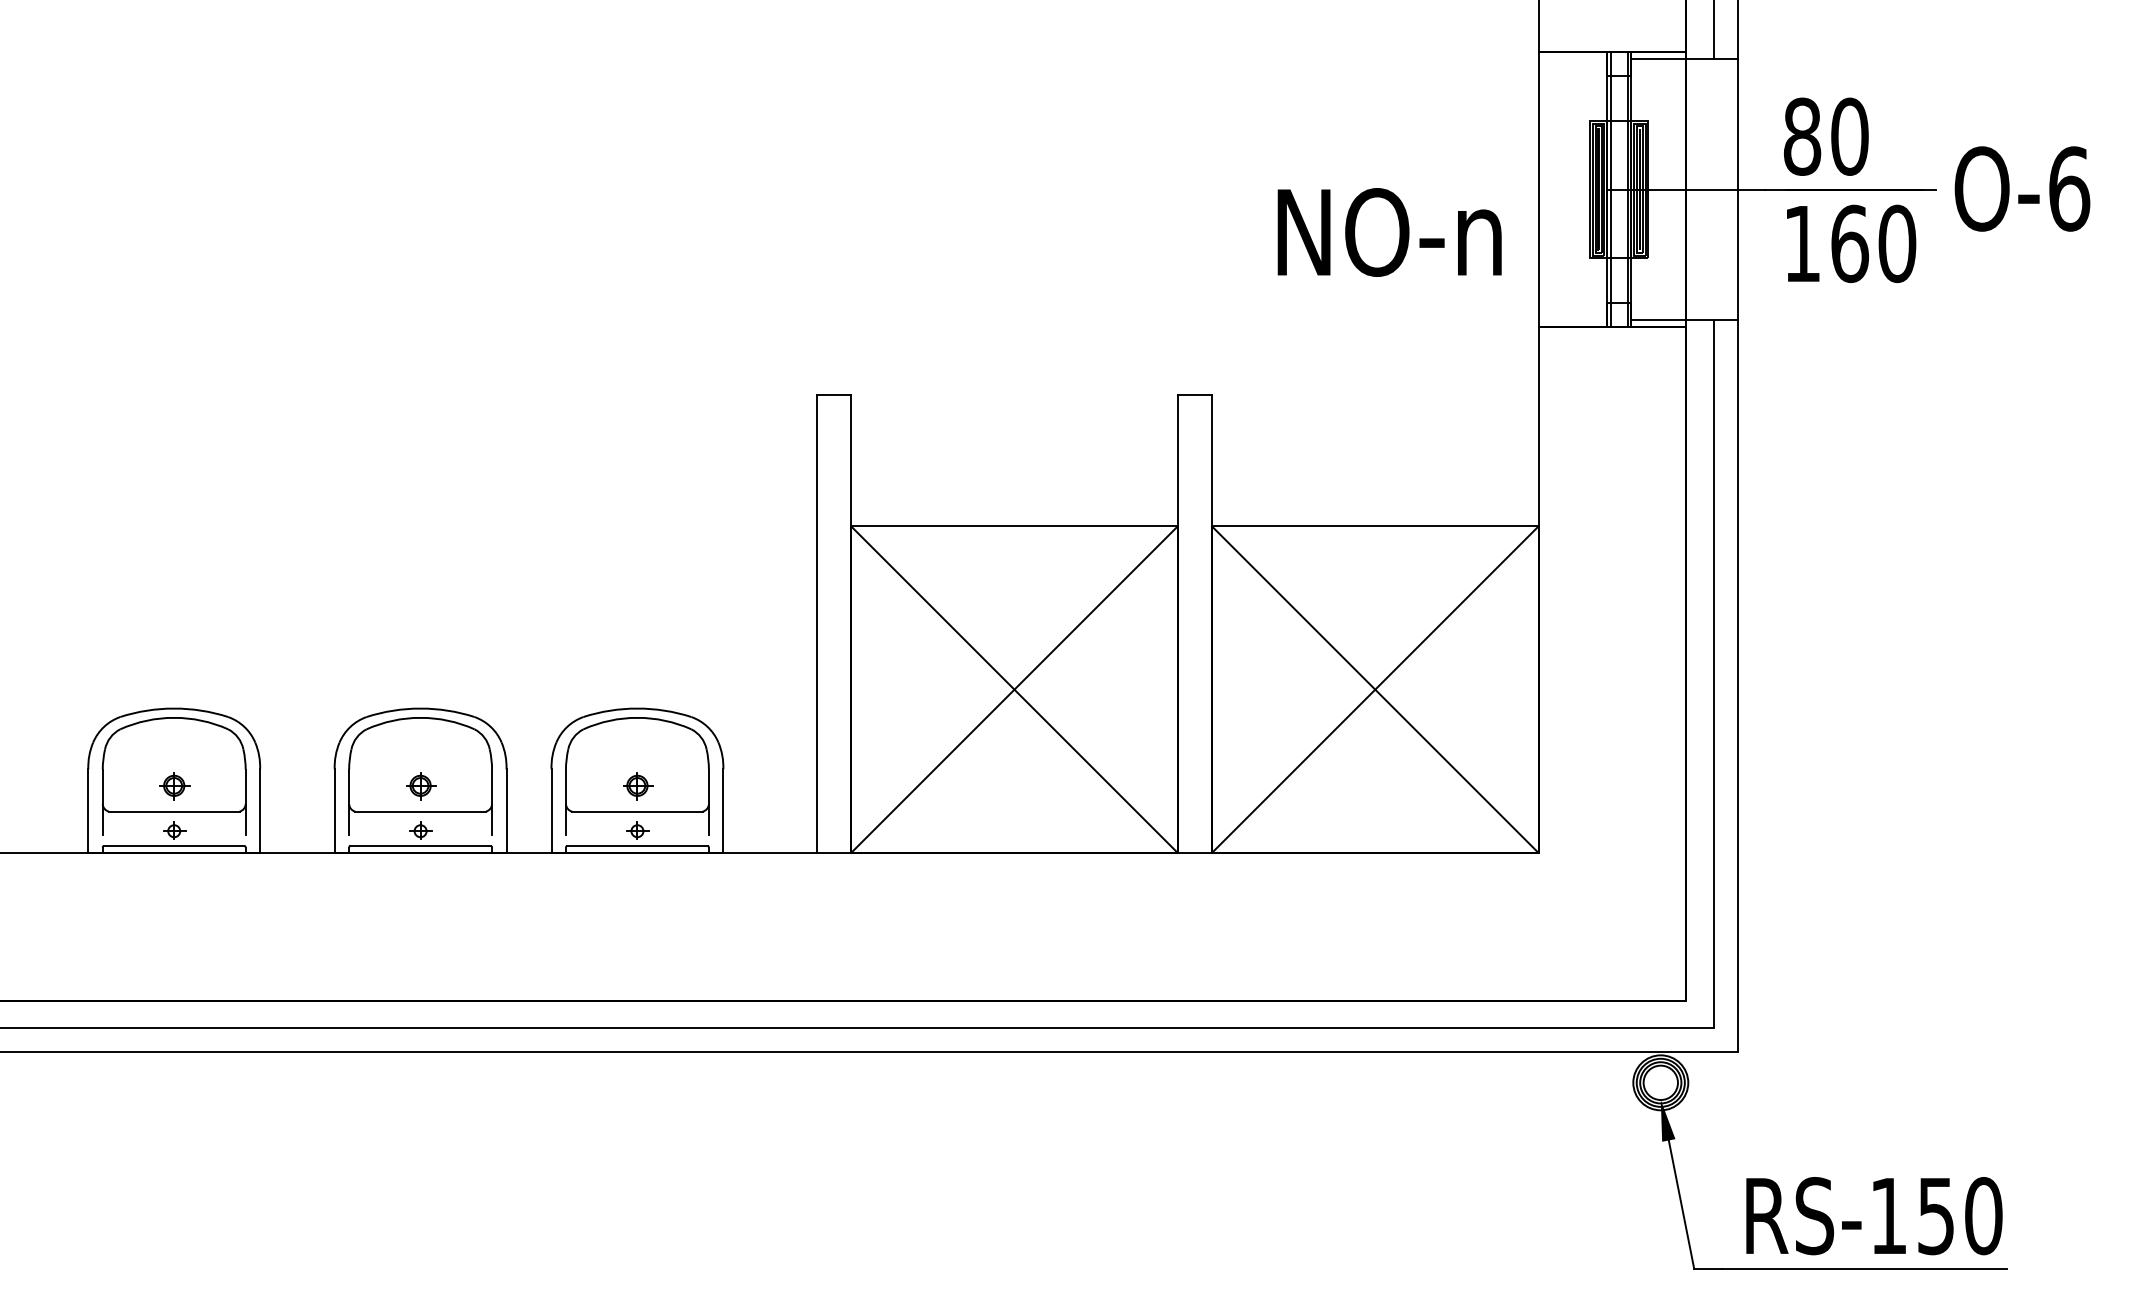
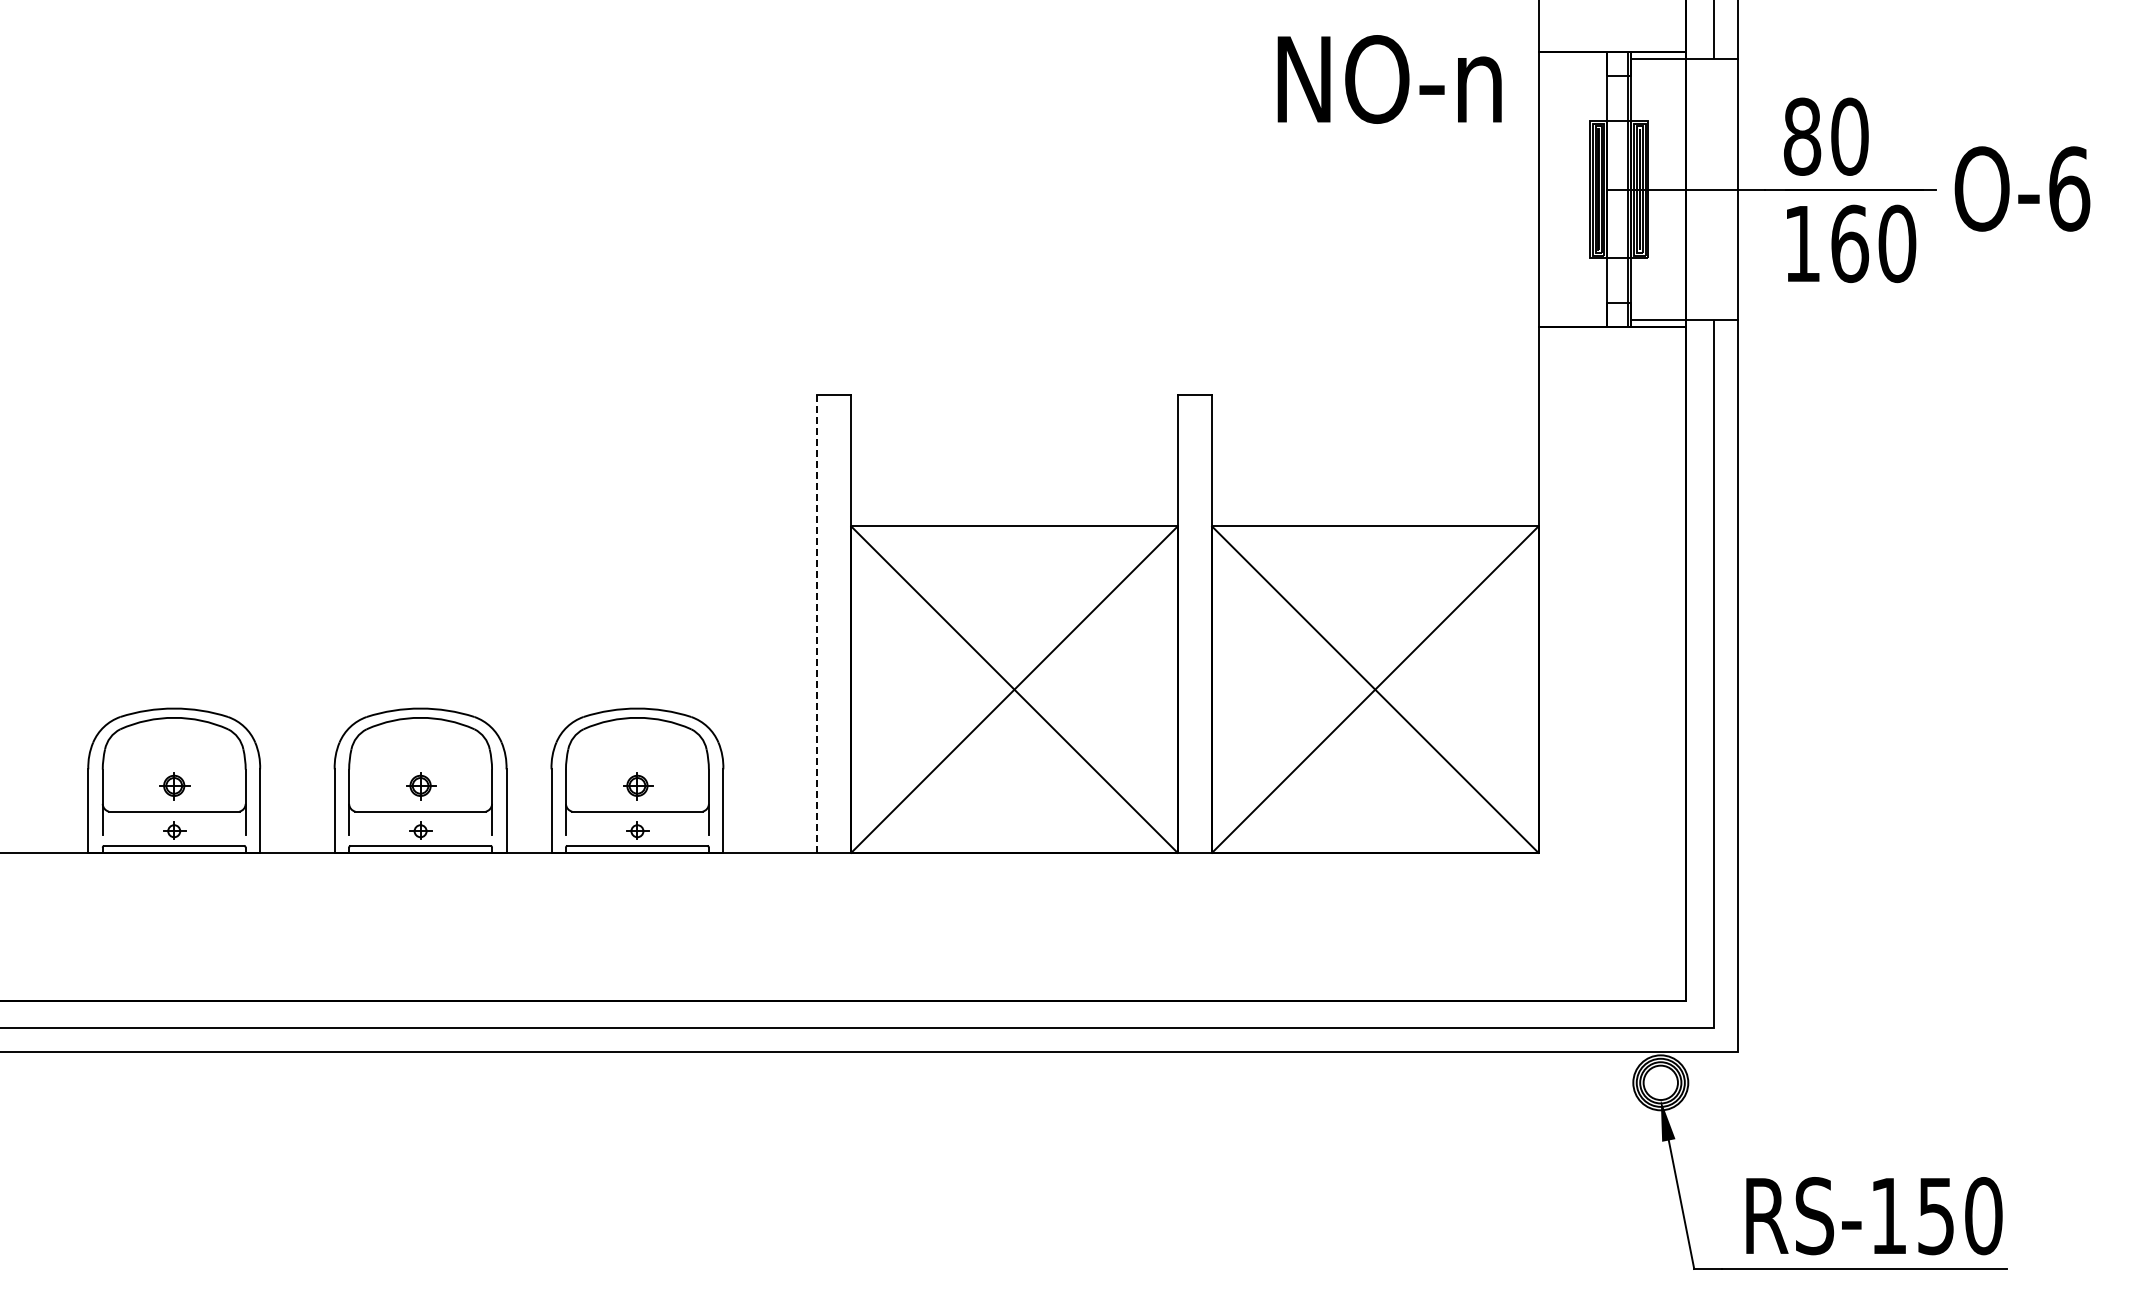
line: present -> none (1610, 189)
text position: (1389, 232) -> (1389, 79) (1389, 79)
line: solid -> dashed (816, 623)
